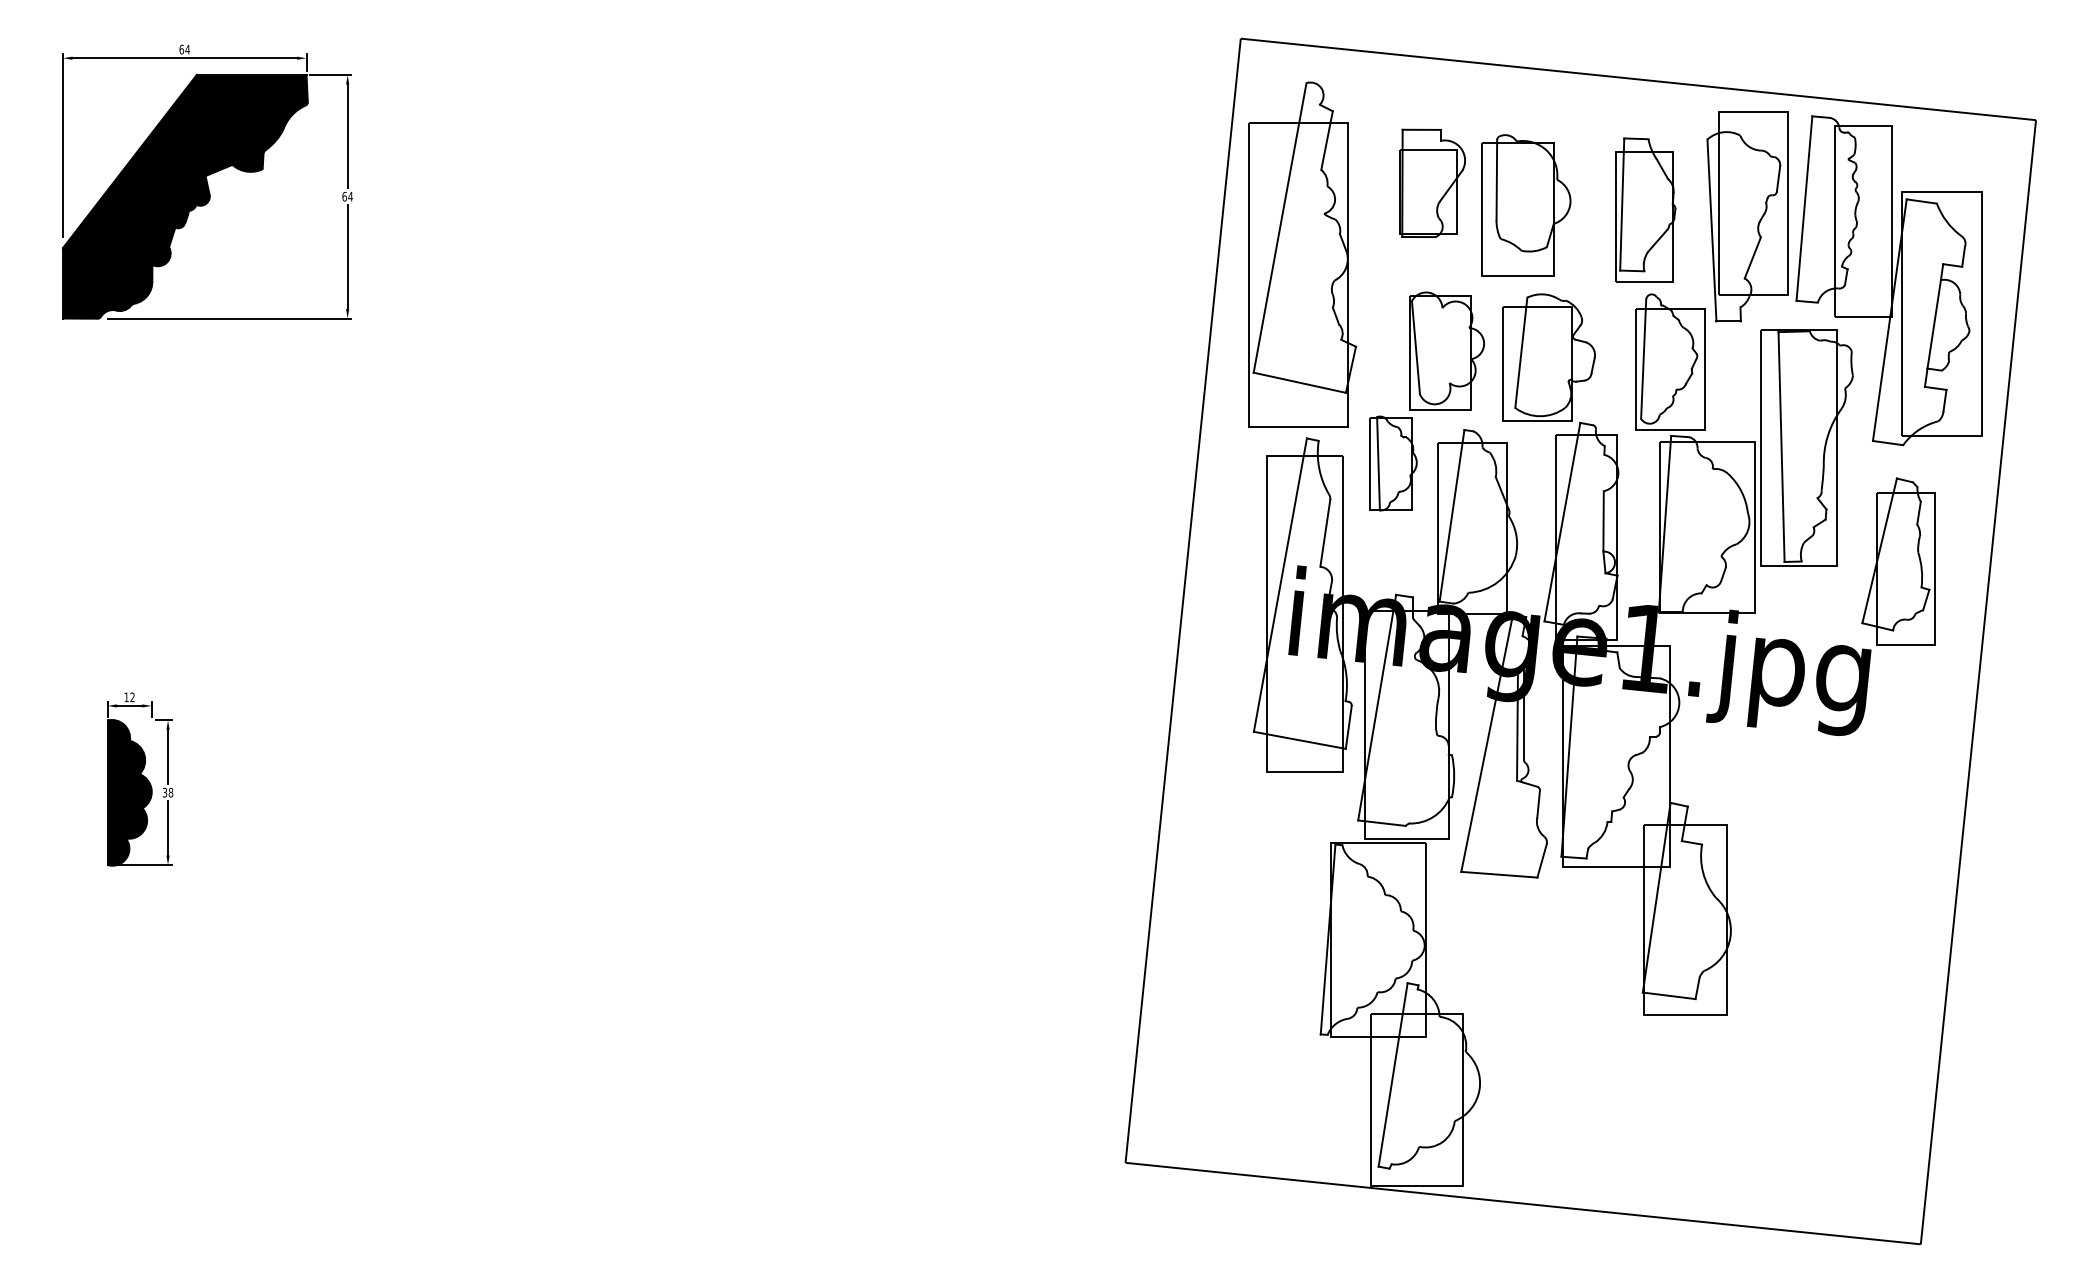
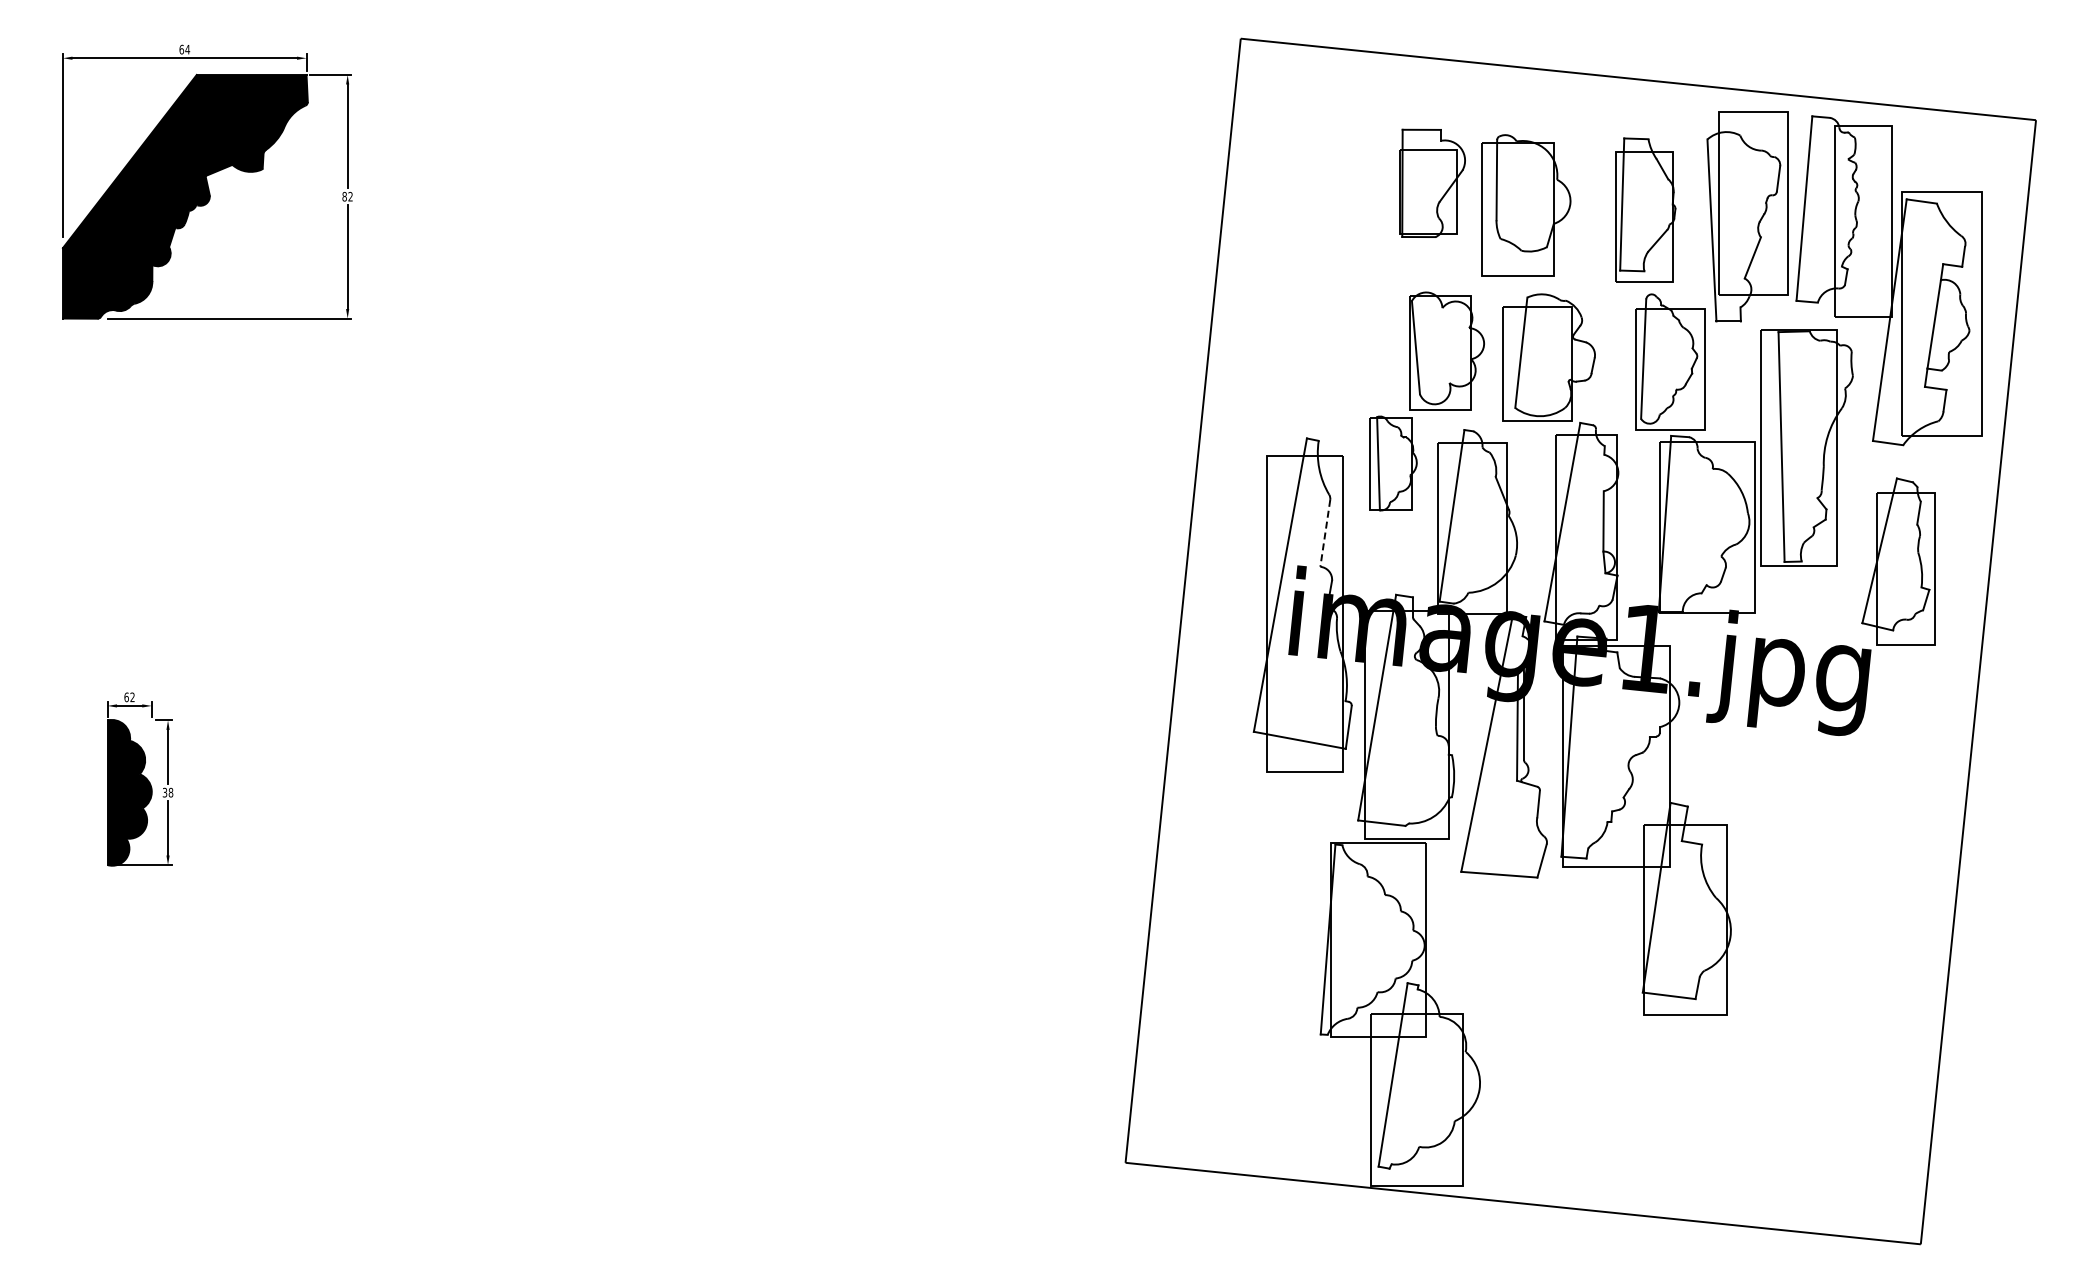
text: 64 -> 82 (347, 196)
part: present -> none (1302, 254)
line: solid -> dashed (1325, 533)
text: 12 -> 62 (126, 697)
